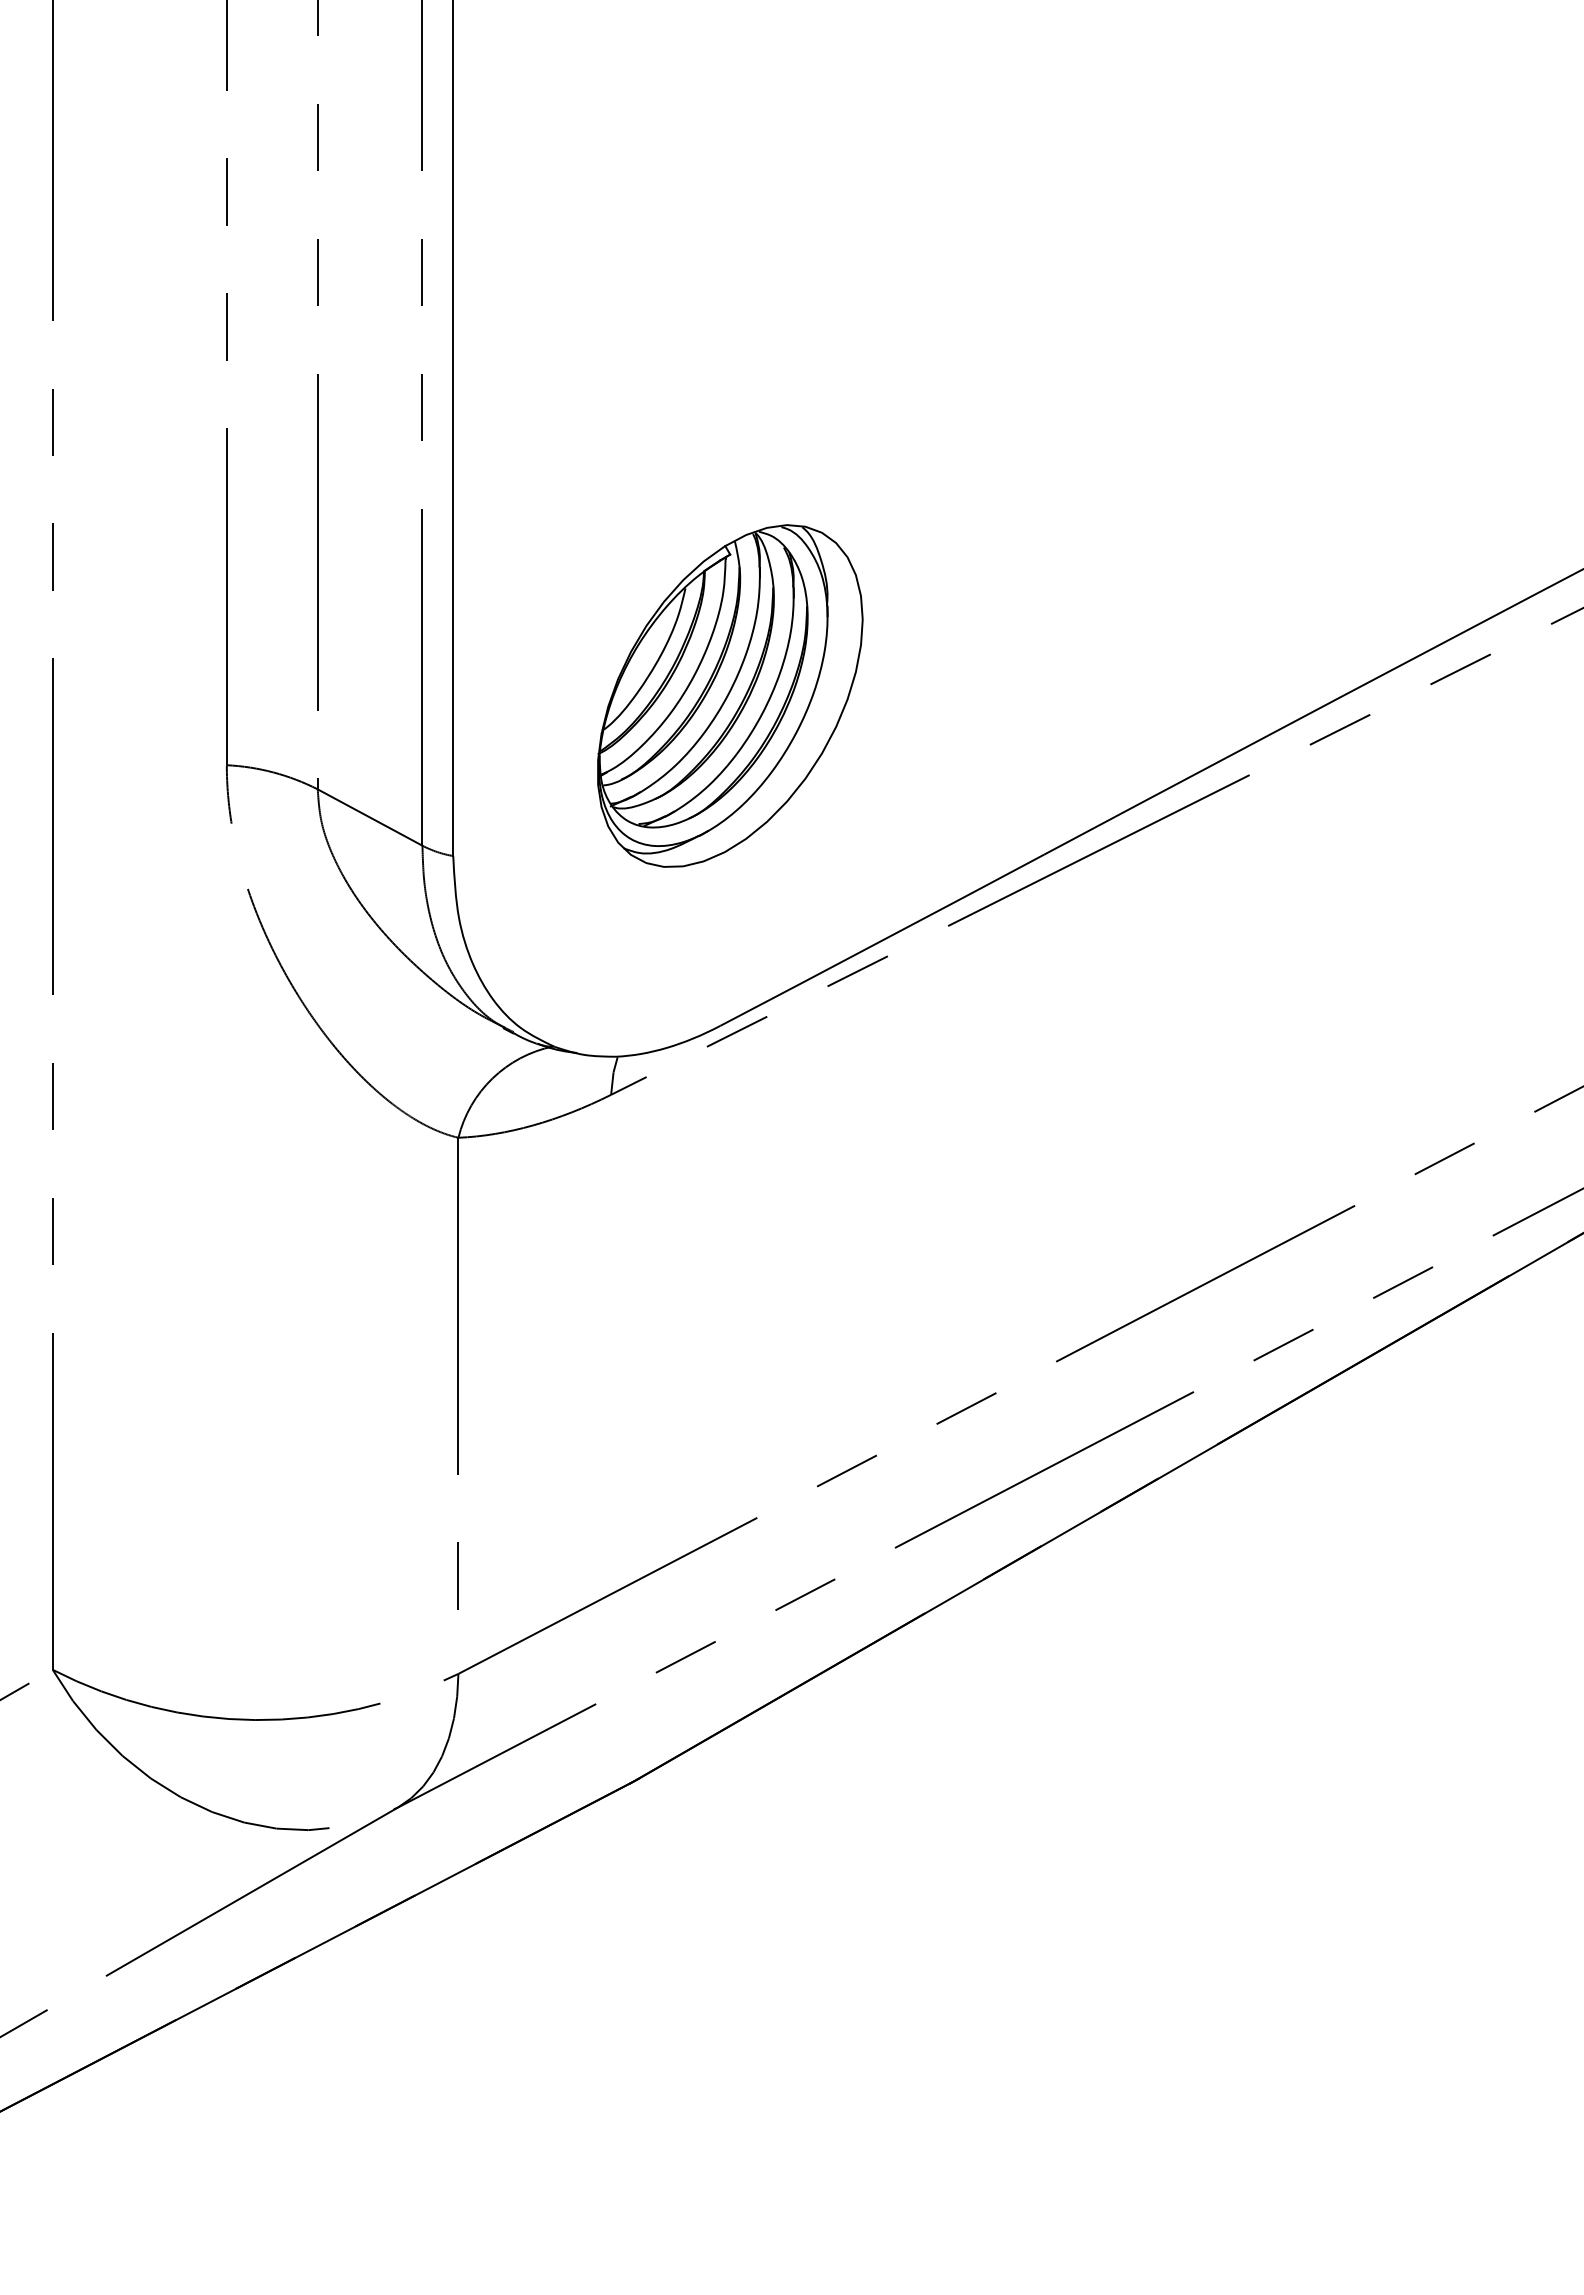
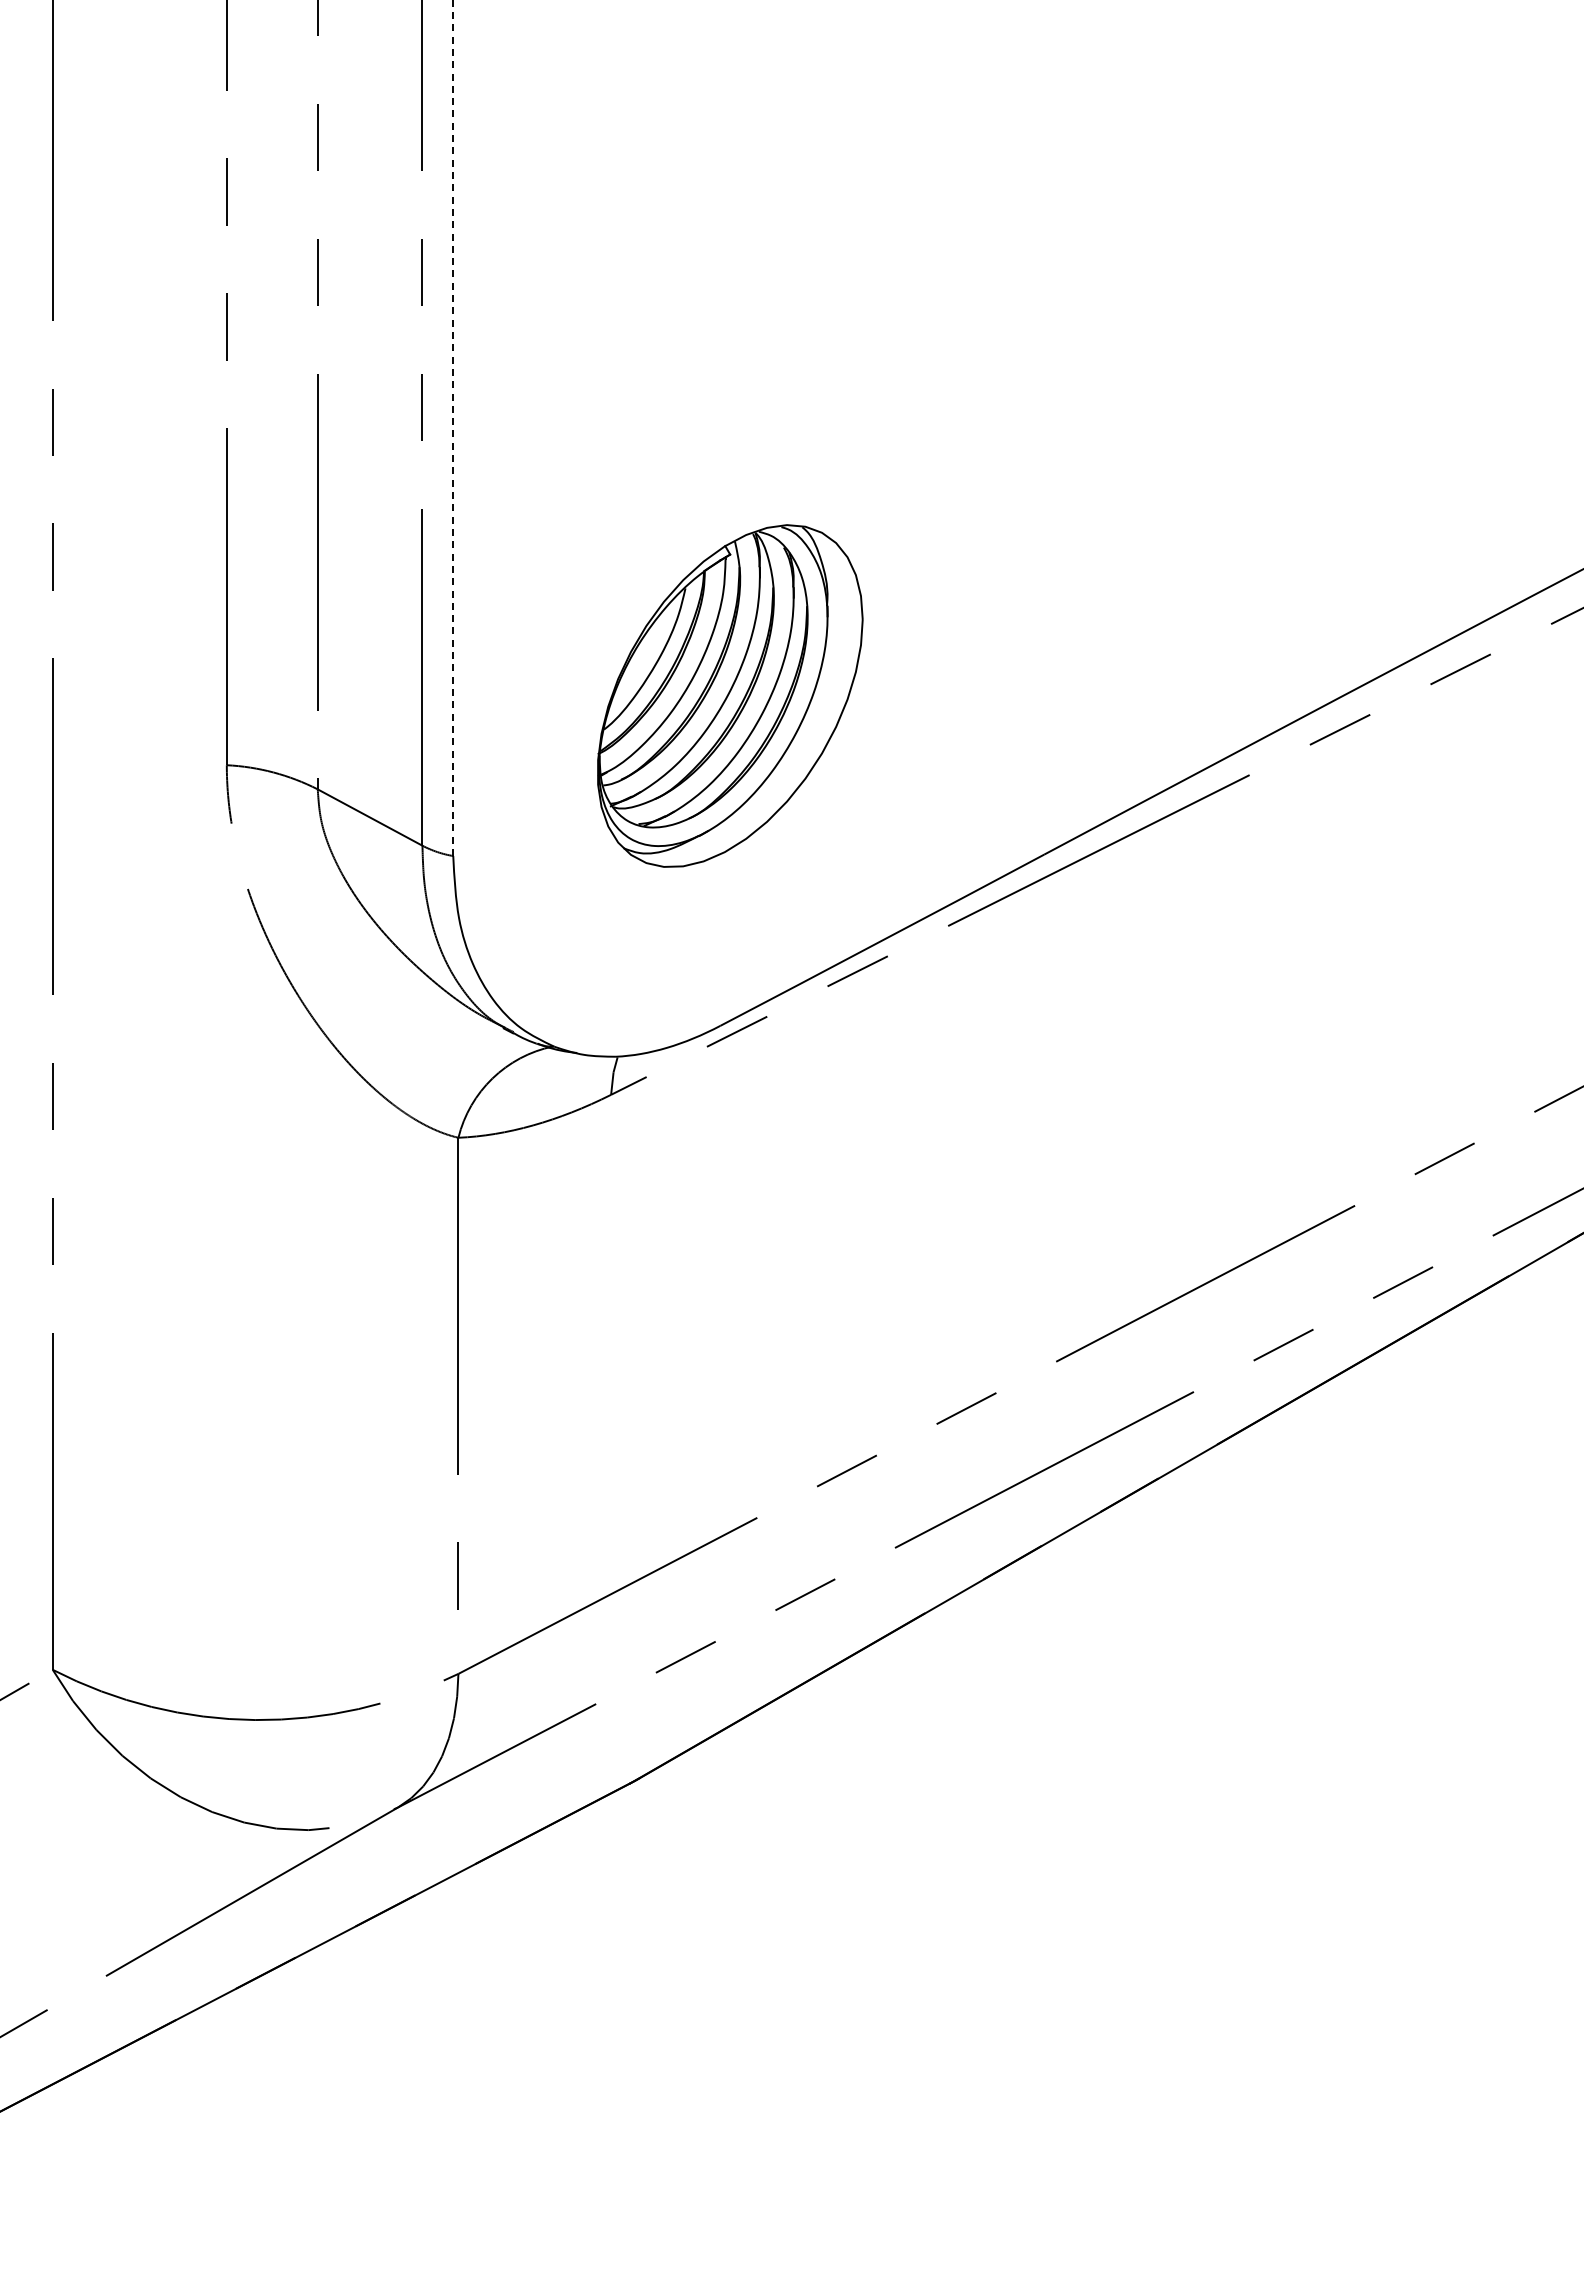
line: solid -> dashed (453, 428)
